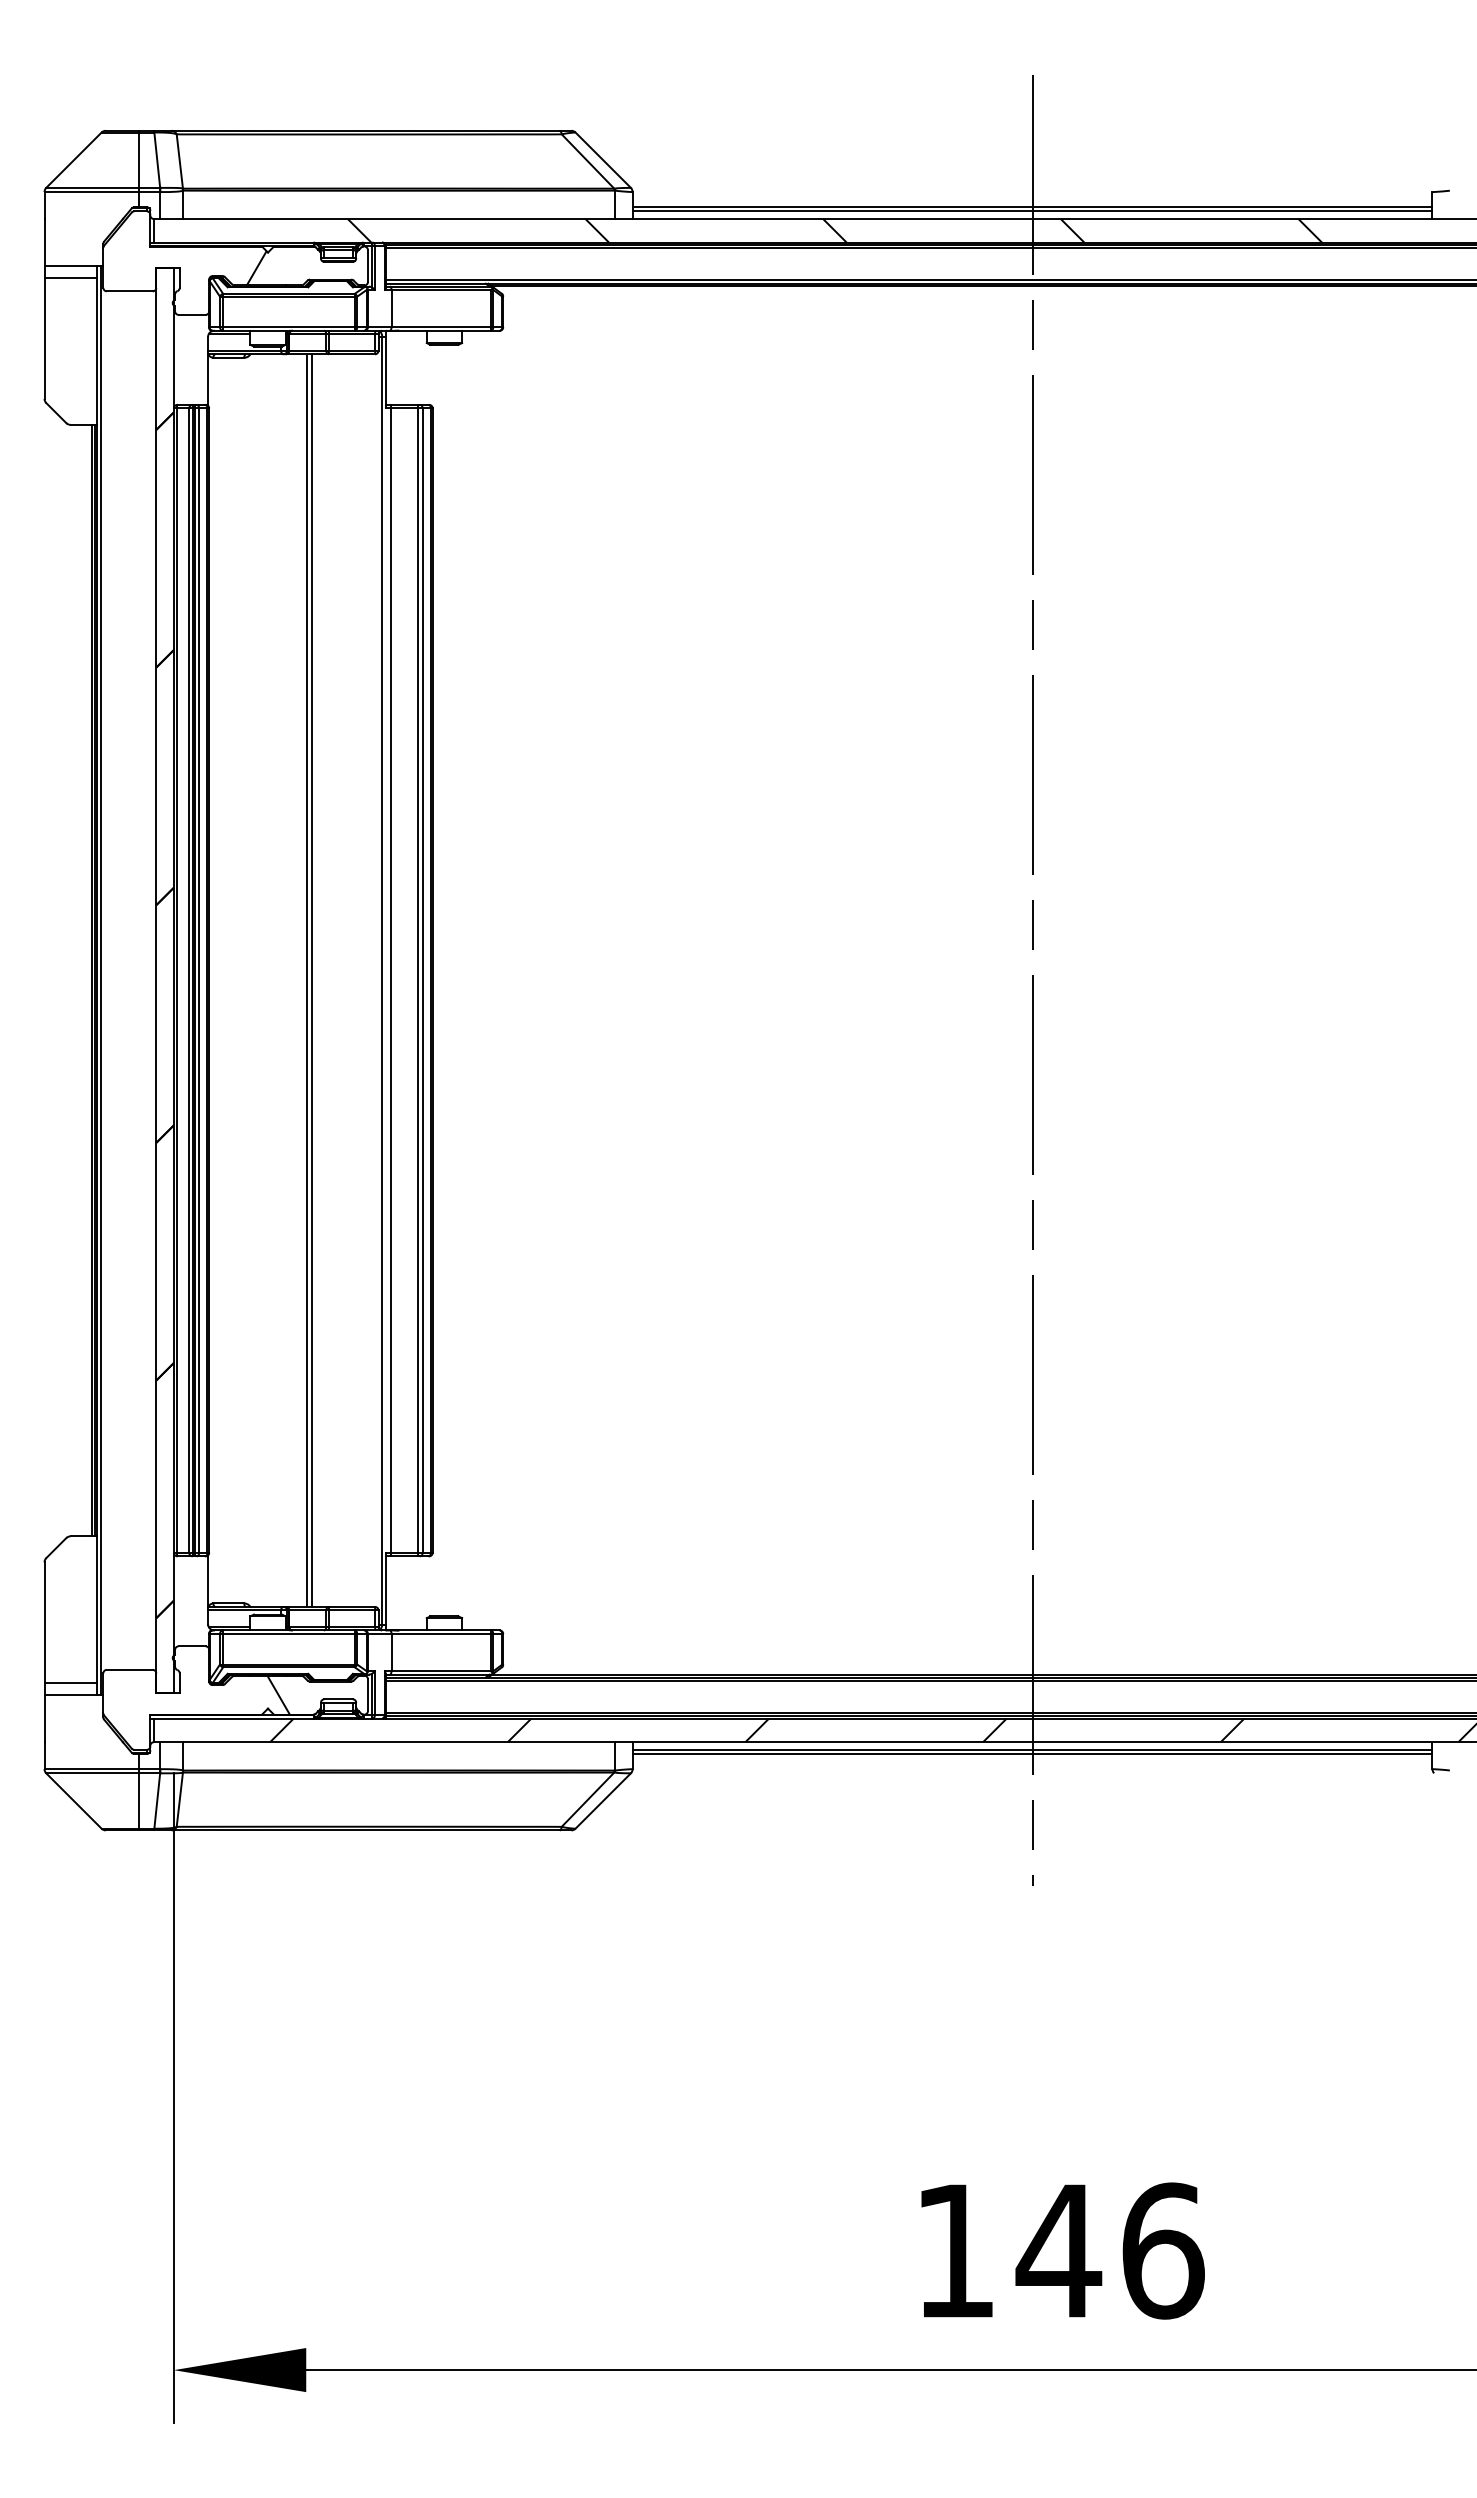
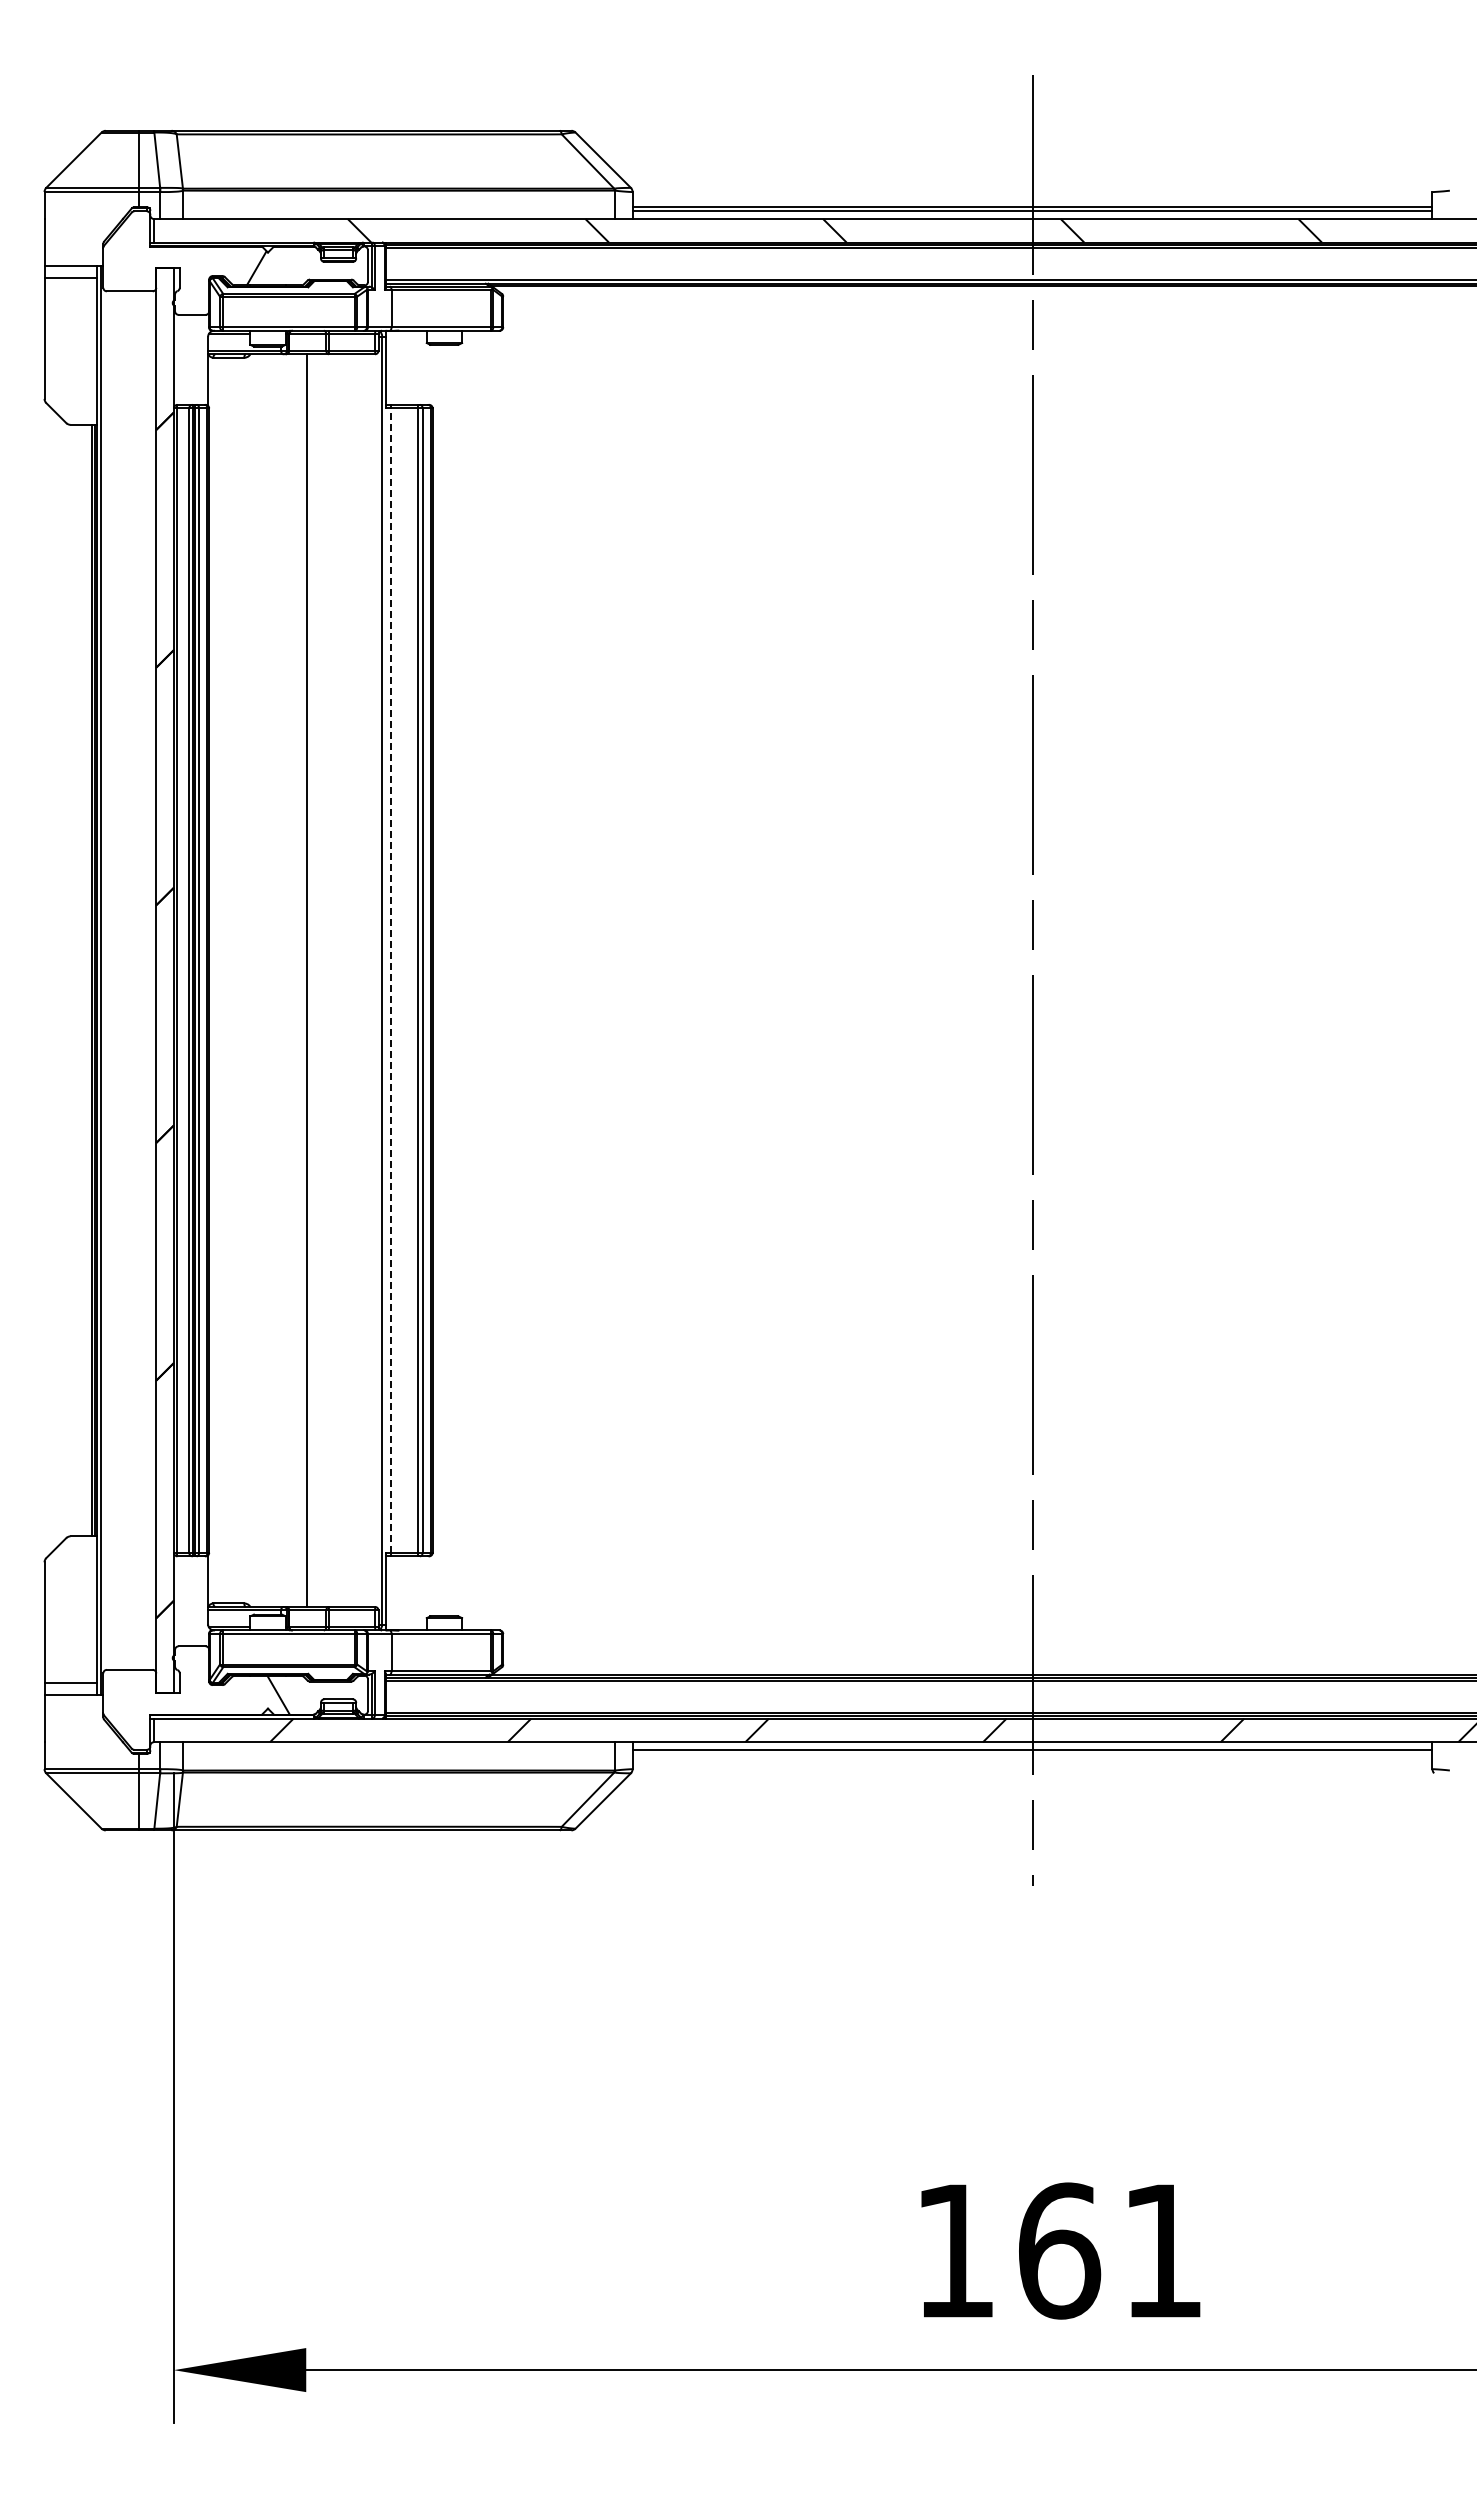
line: present -> none (311, 980)
line: solid -> dashed (390, 980)
line: present -> none (1032, 1753)
text: 146 -> 161 (1109, 2250)
